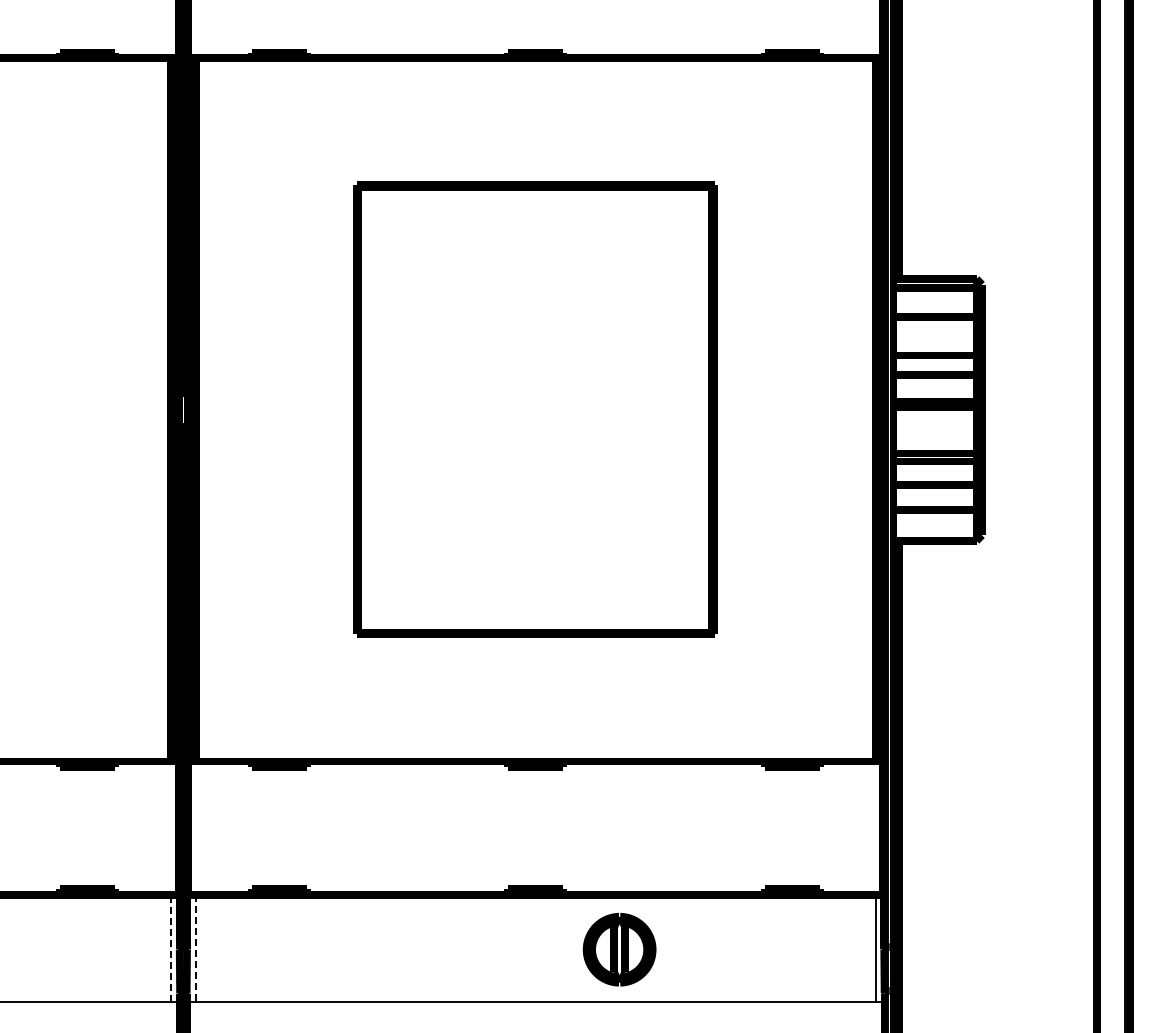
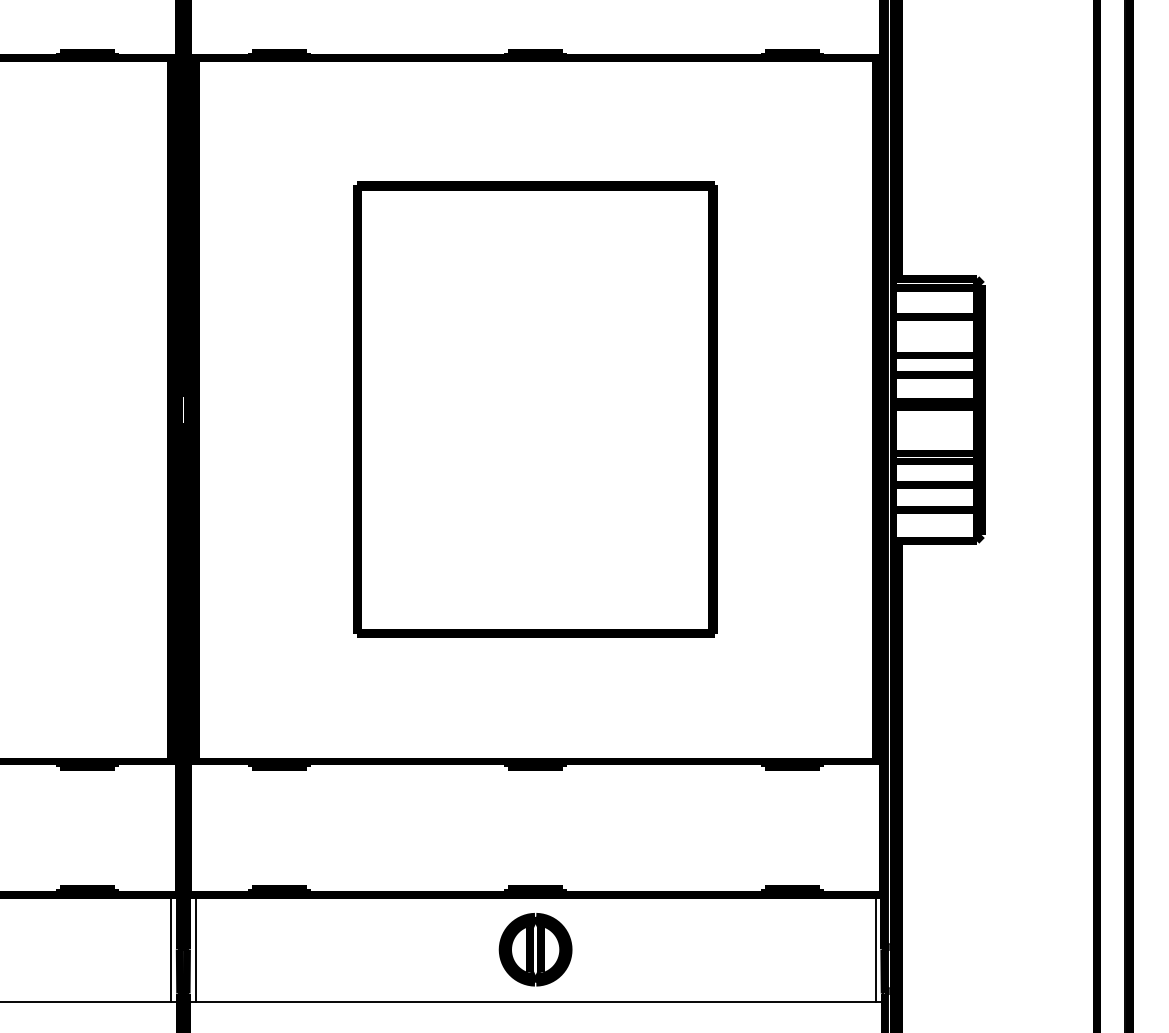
line: dashed -> solid (171, 948)
line: dashed -> solid (195, 948)
part position: (619, 949) -> (535, 949) (535, 949)
